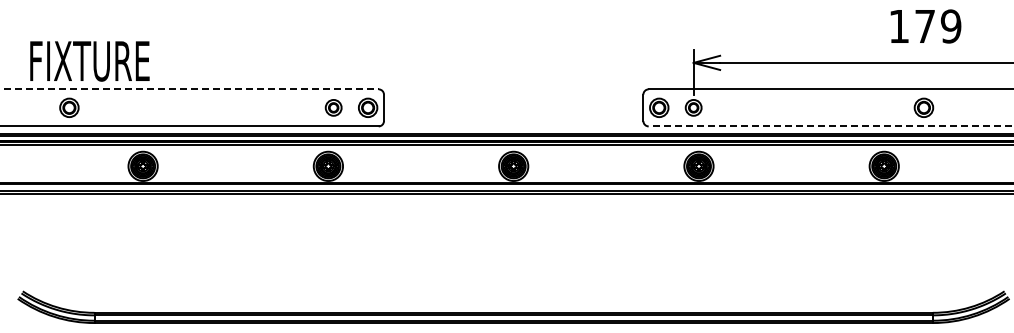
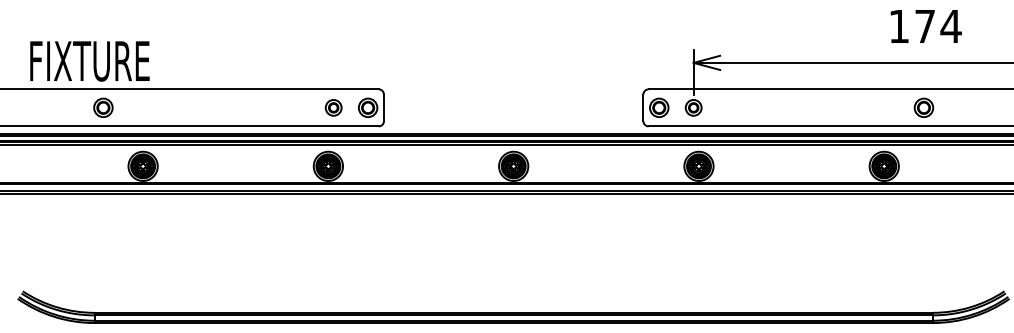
text: 179 -> 174 (950, 26)
line: dashed -> solid (189, 89)
part position: (69, 107) -> (103, 107) (103, 107)
line: dashed -> solid (830, 126)
